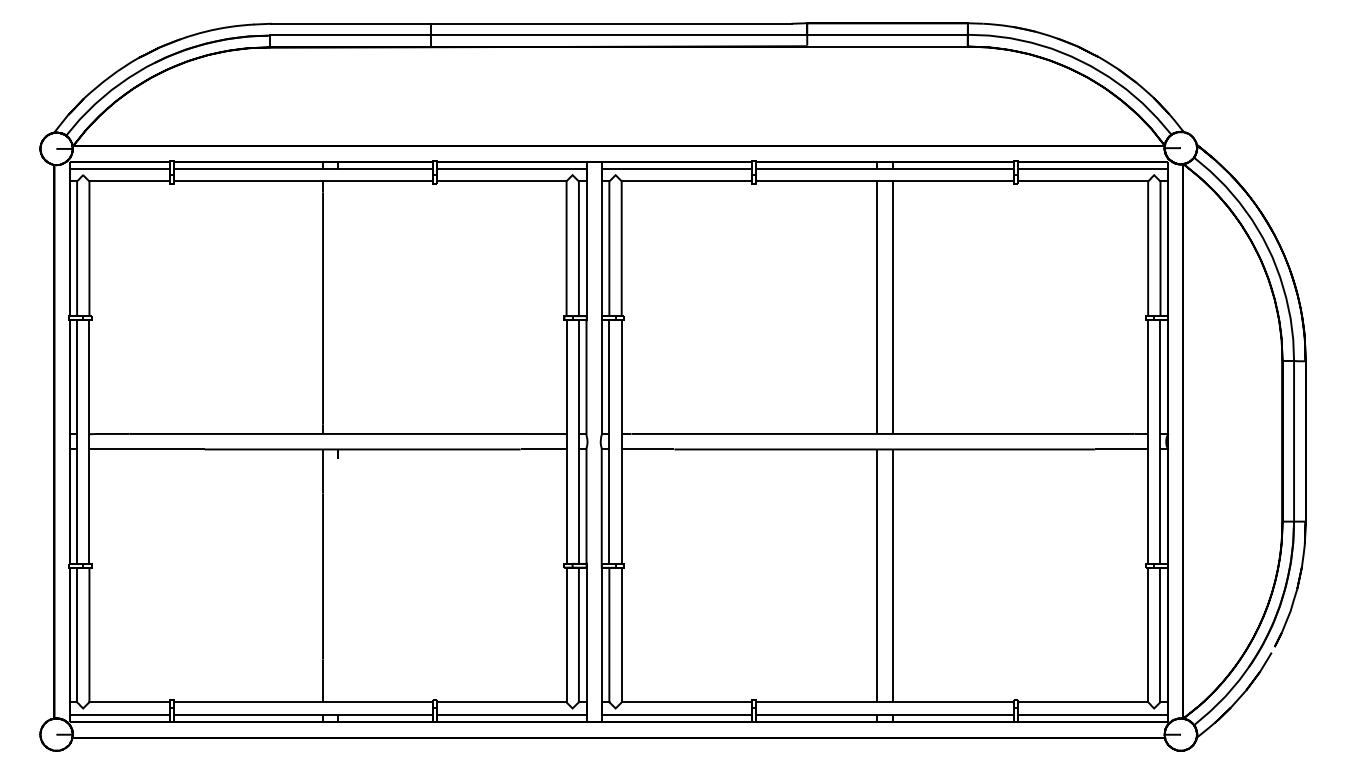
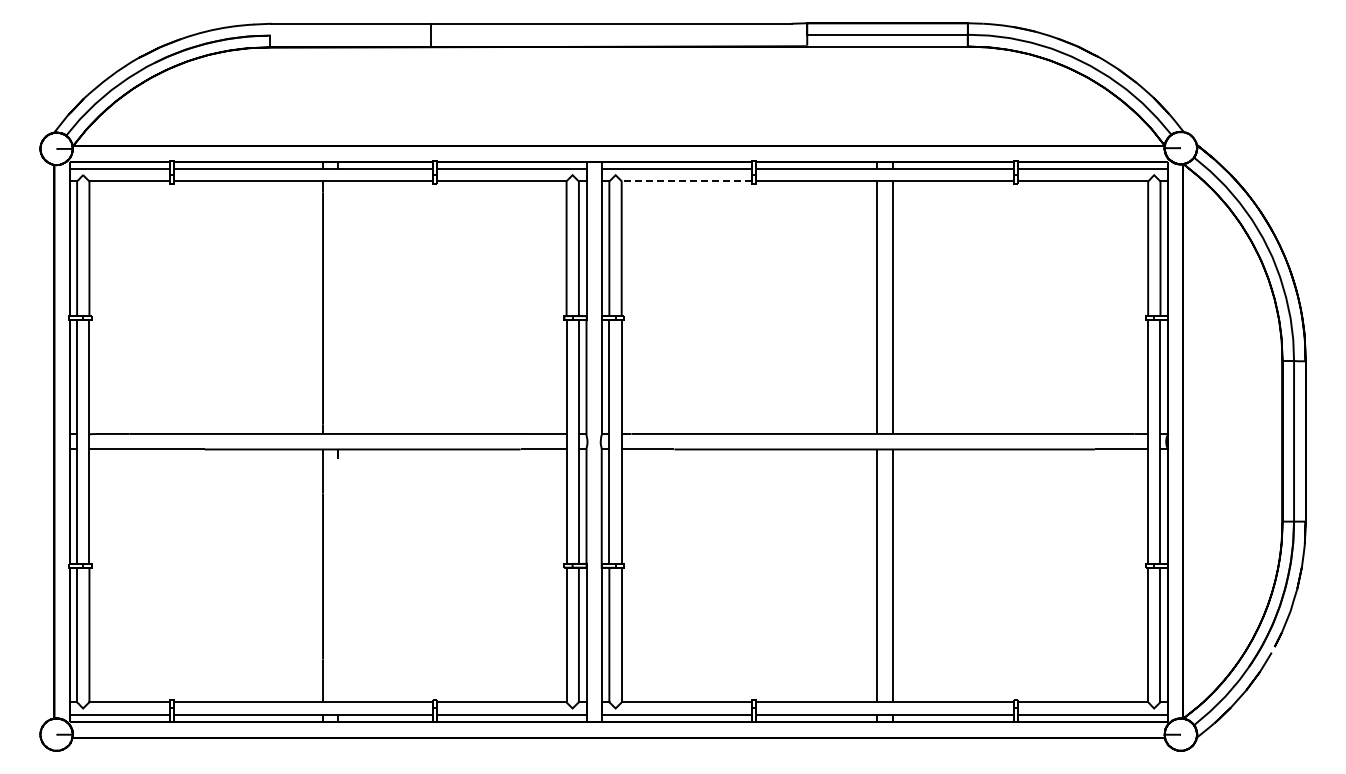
line: present -> none (538, 34)
line: solid -> dashed (687, 181)
